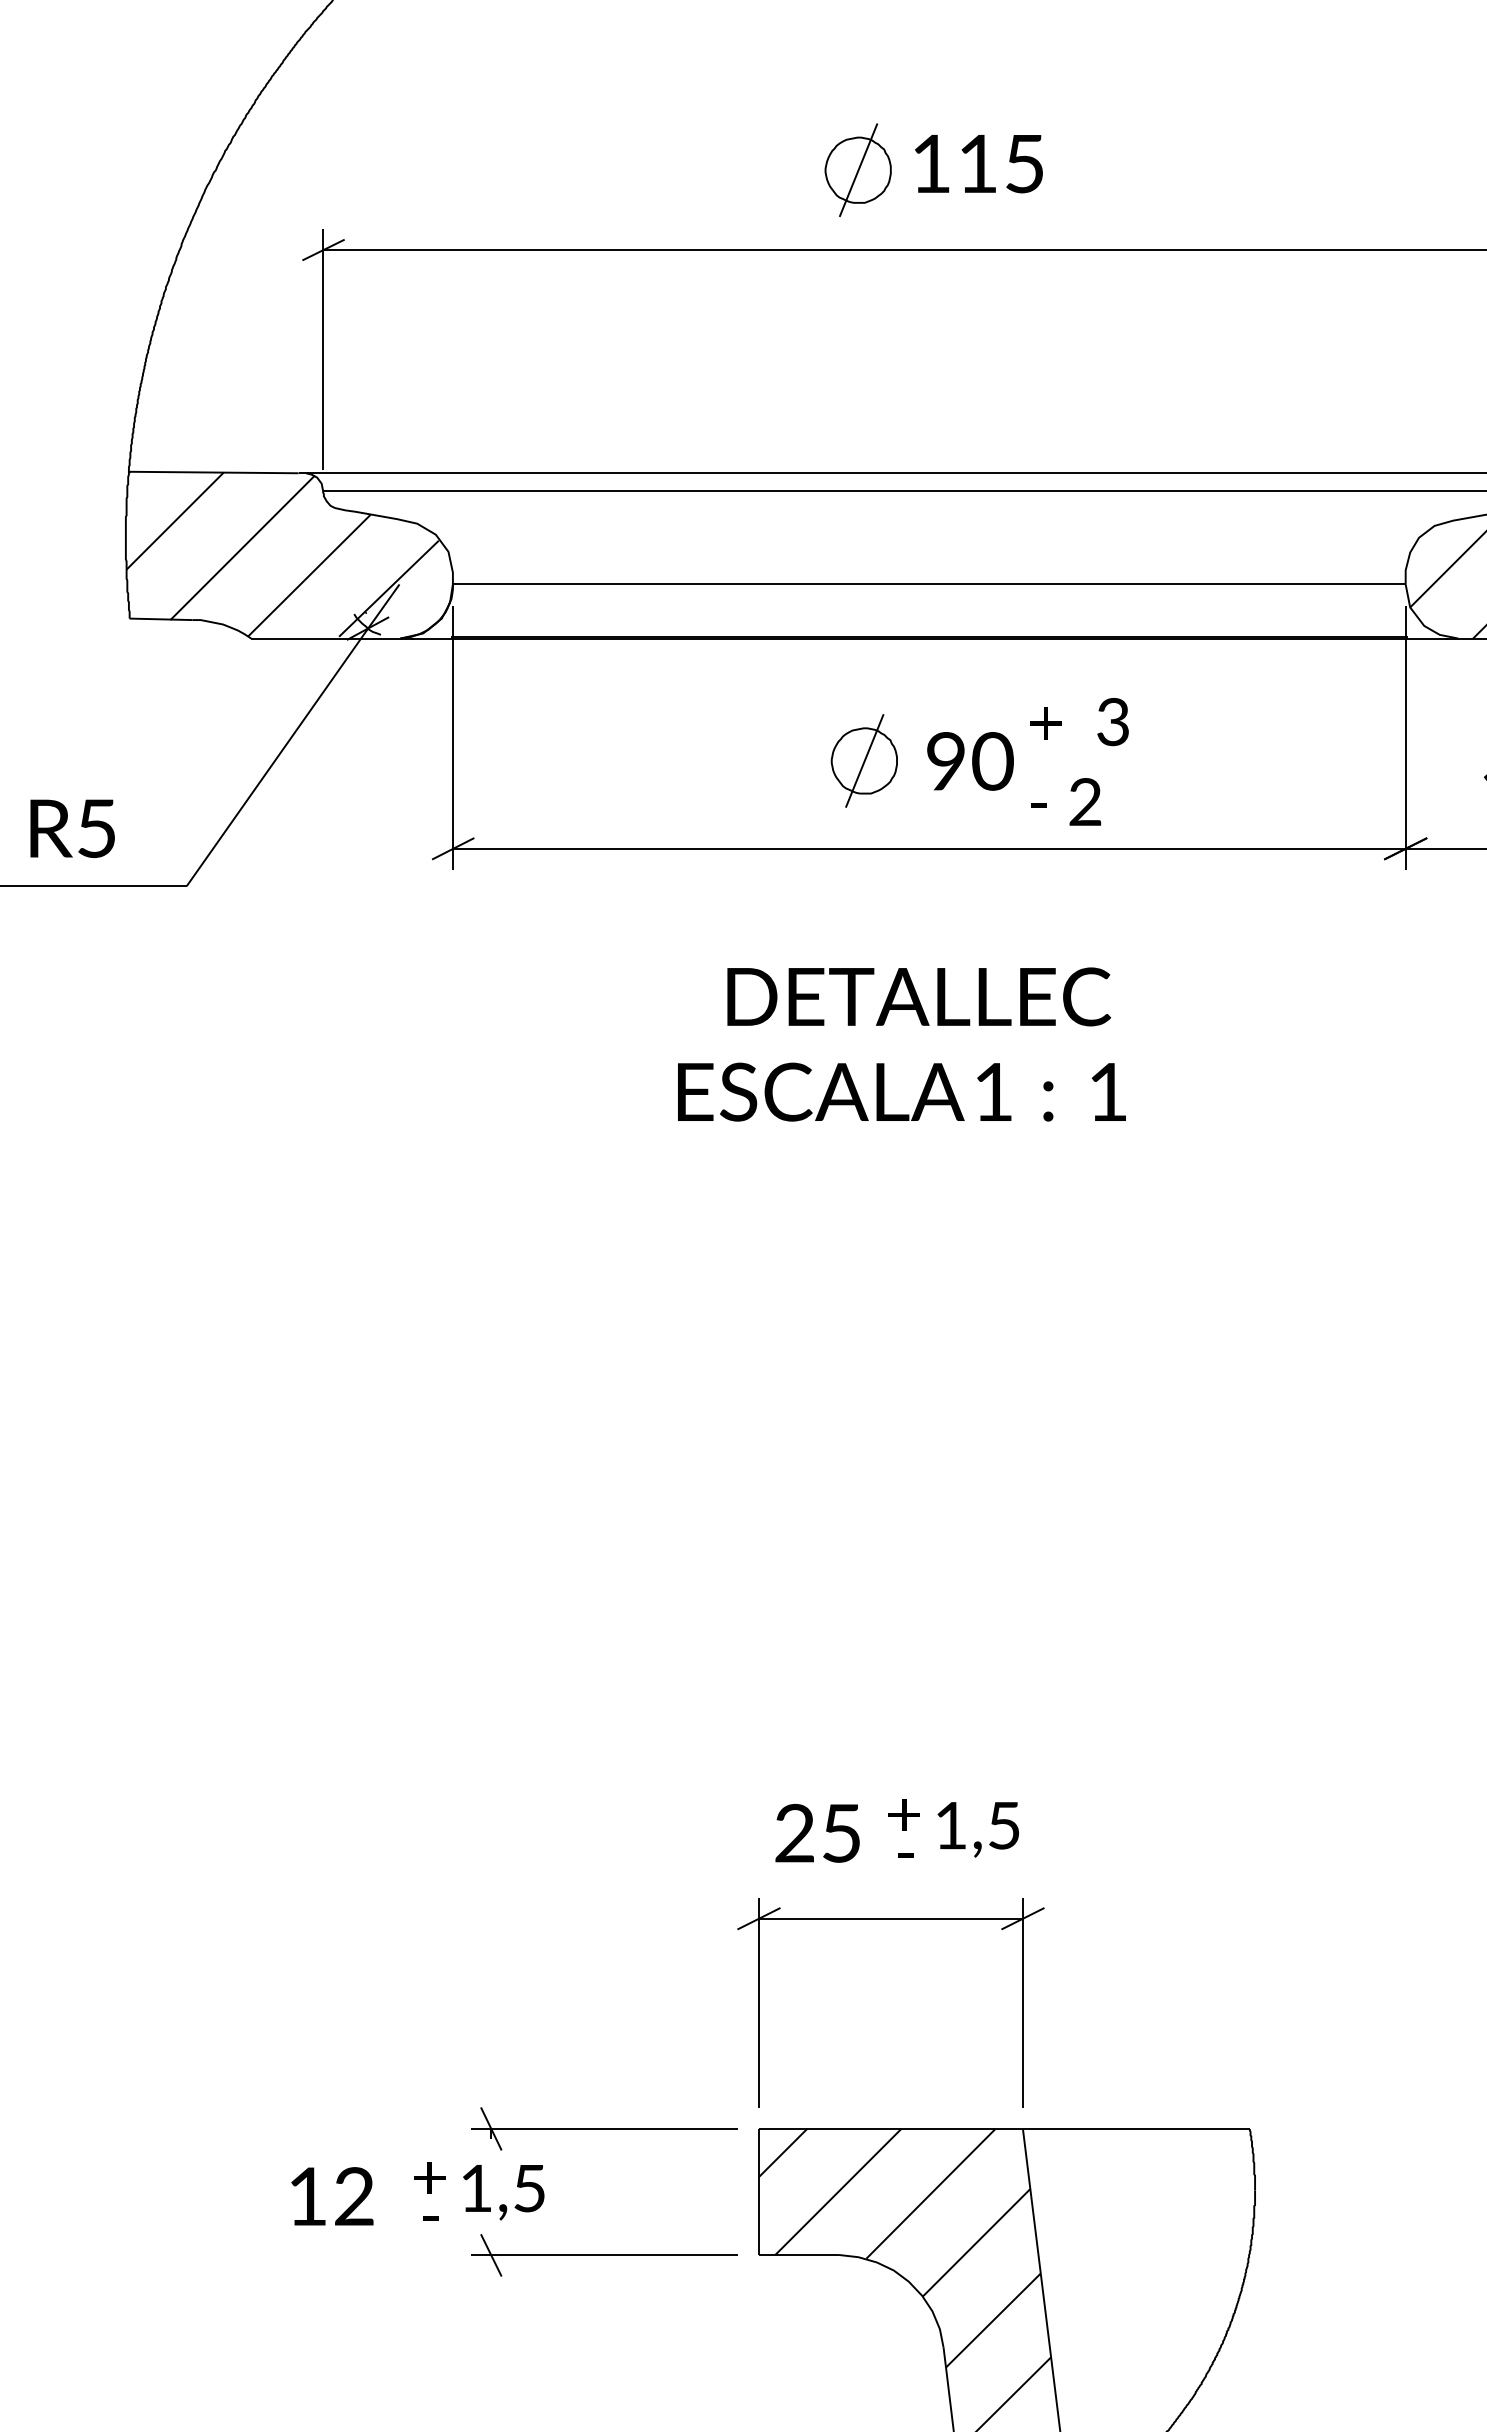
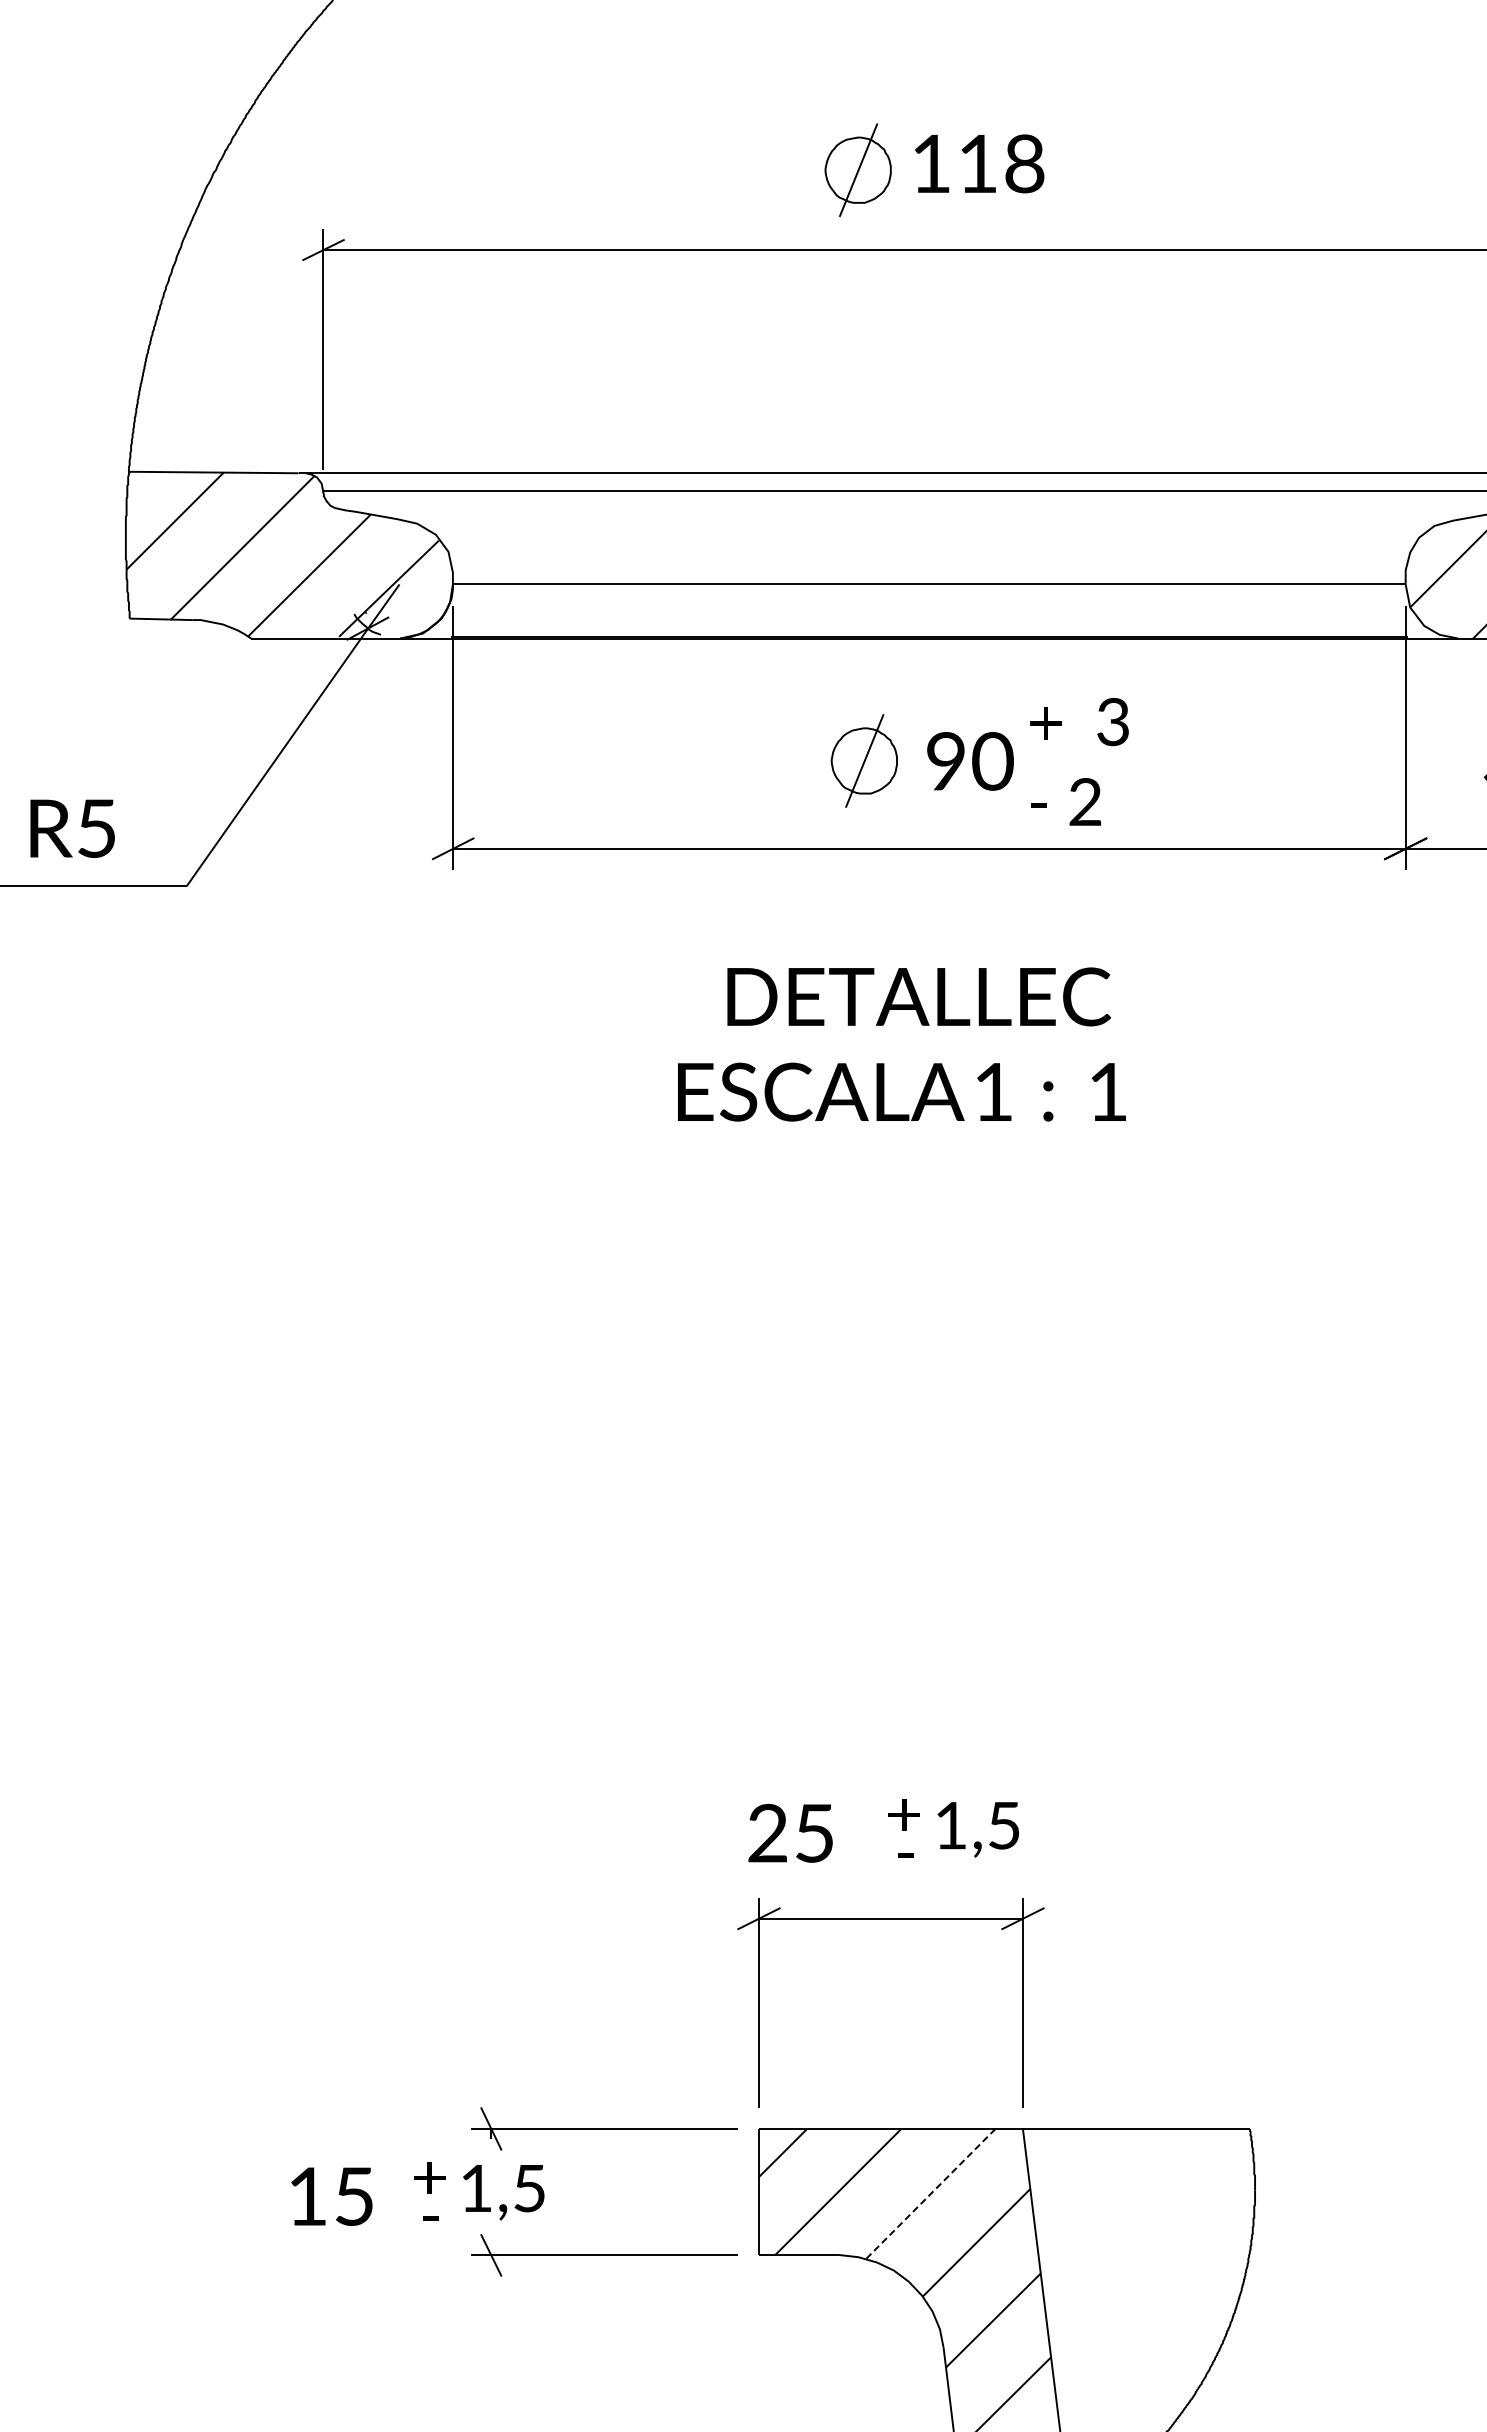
text: 115 -> 118 (1024, 163)
text position: (817, 1832) -> (790, 1832) (790, 1832)
line: solid -> dashed (930, 2194)
text: 12 -> 15 (354, 2196)
